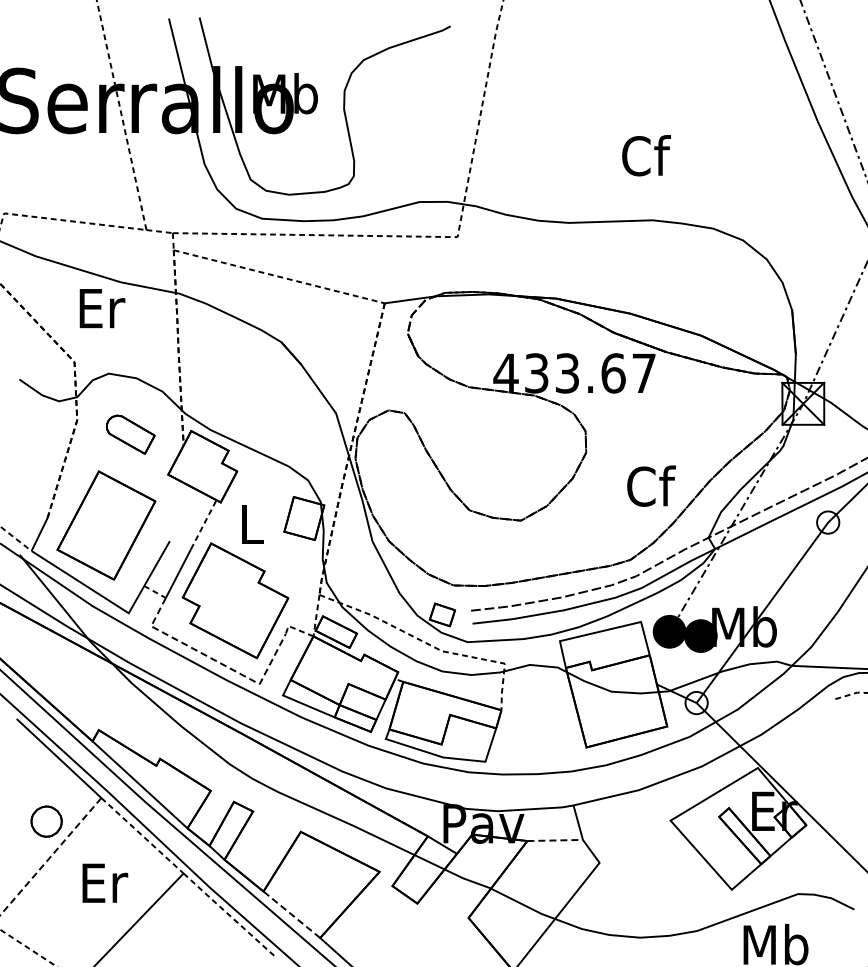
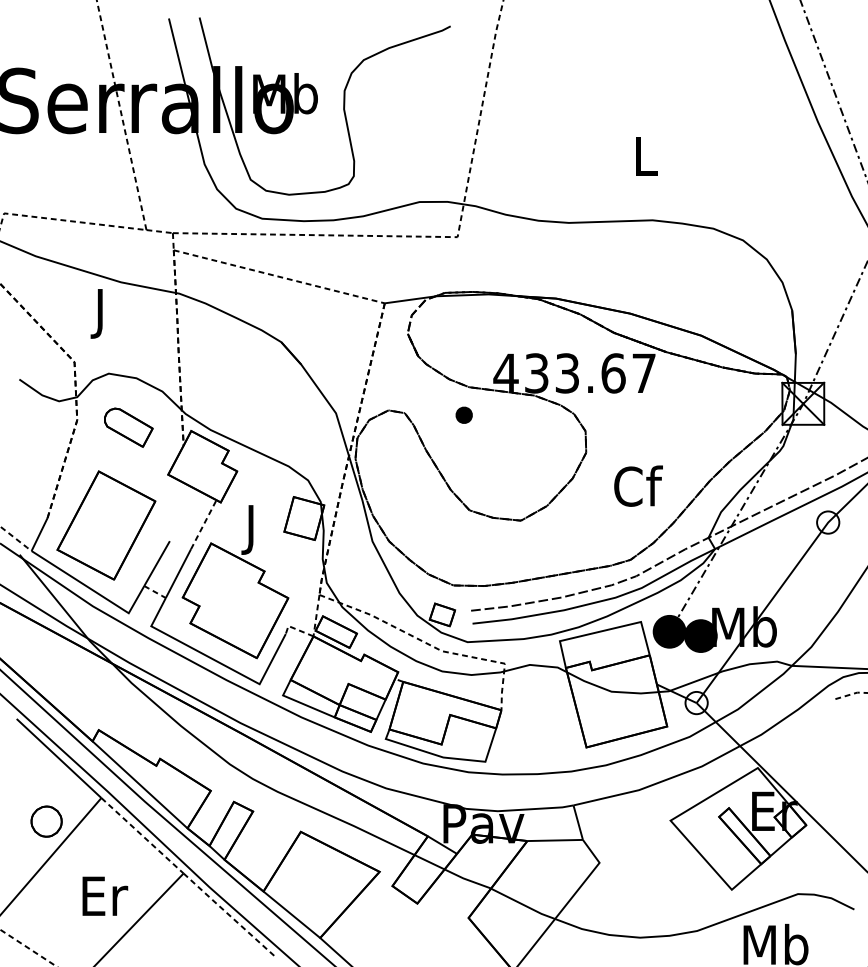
text: Cf -> L (646, 155)
text: Er -> J (102, 313)
part: none -> present (463, 414)
part position: (130, 434) -> (128, 427) (128, 427)
text position: (651, 485) -> (638, 485) (638, 485)
text: L -> J (252, 529)
line: dashed -> solid (216, 661)
line: dashed -> solid (555, 840)
line: dashed -> solid (50, 856)
text position: (105, 882) -> (105, 895) (105, 895)
line: dashed -> solid (291, 914)
